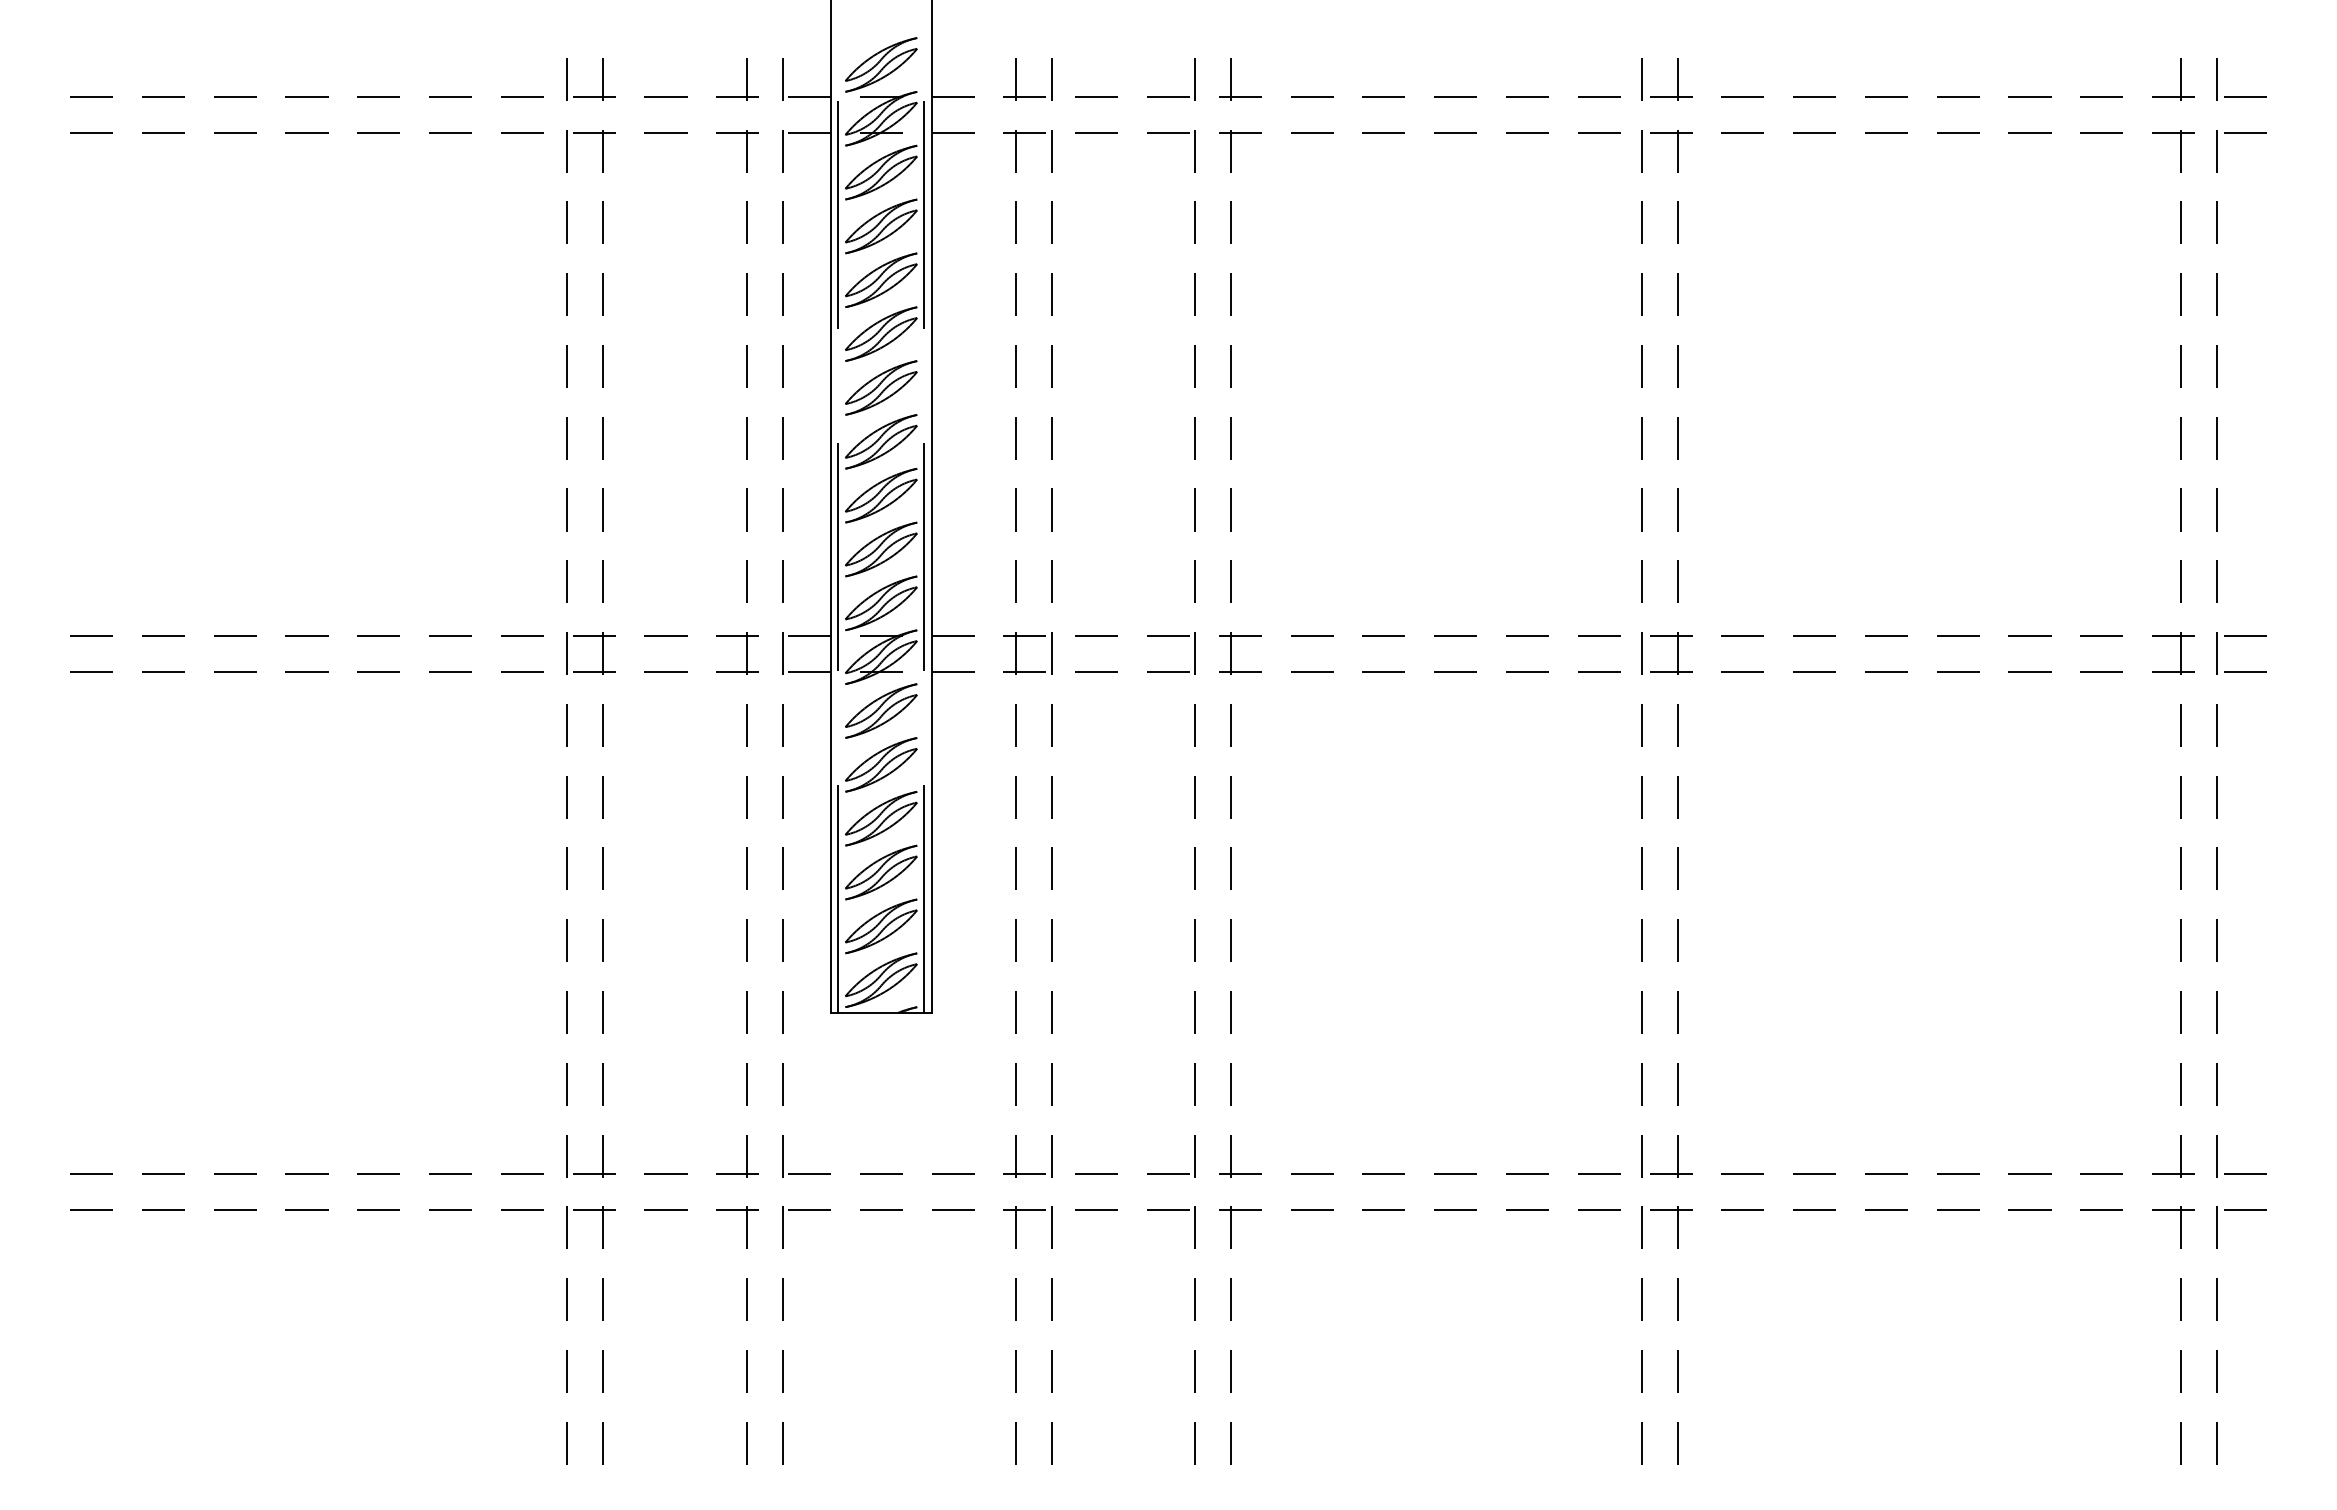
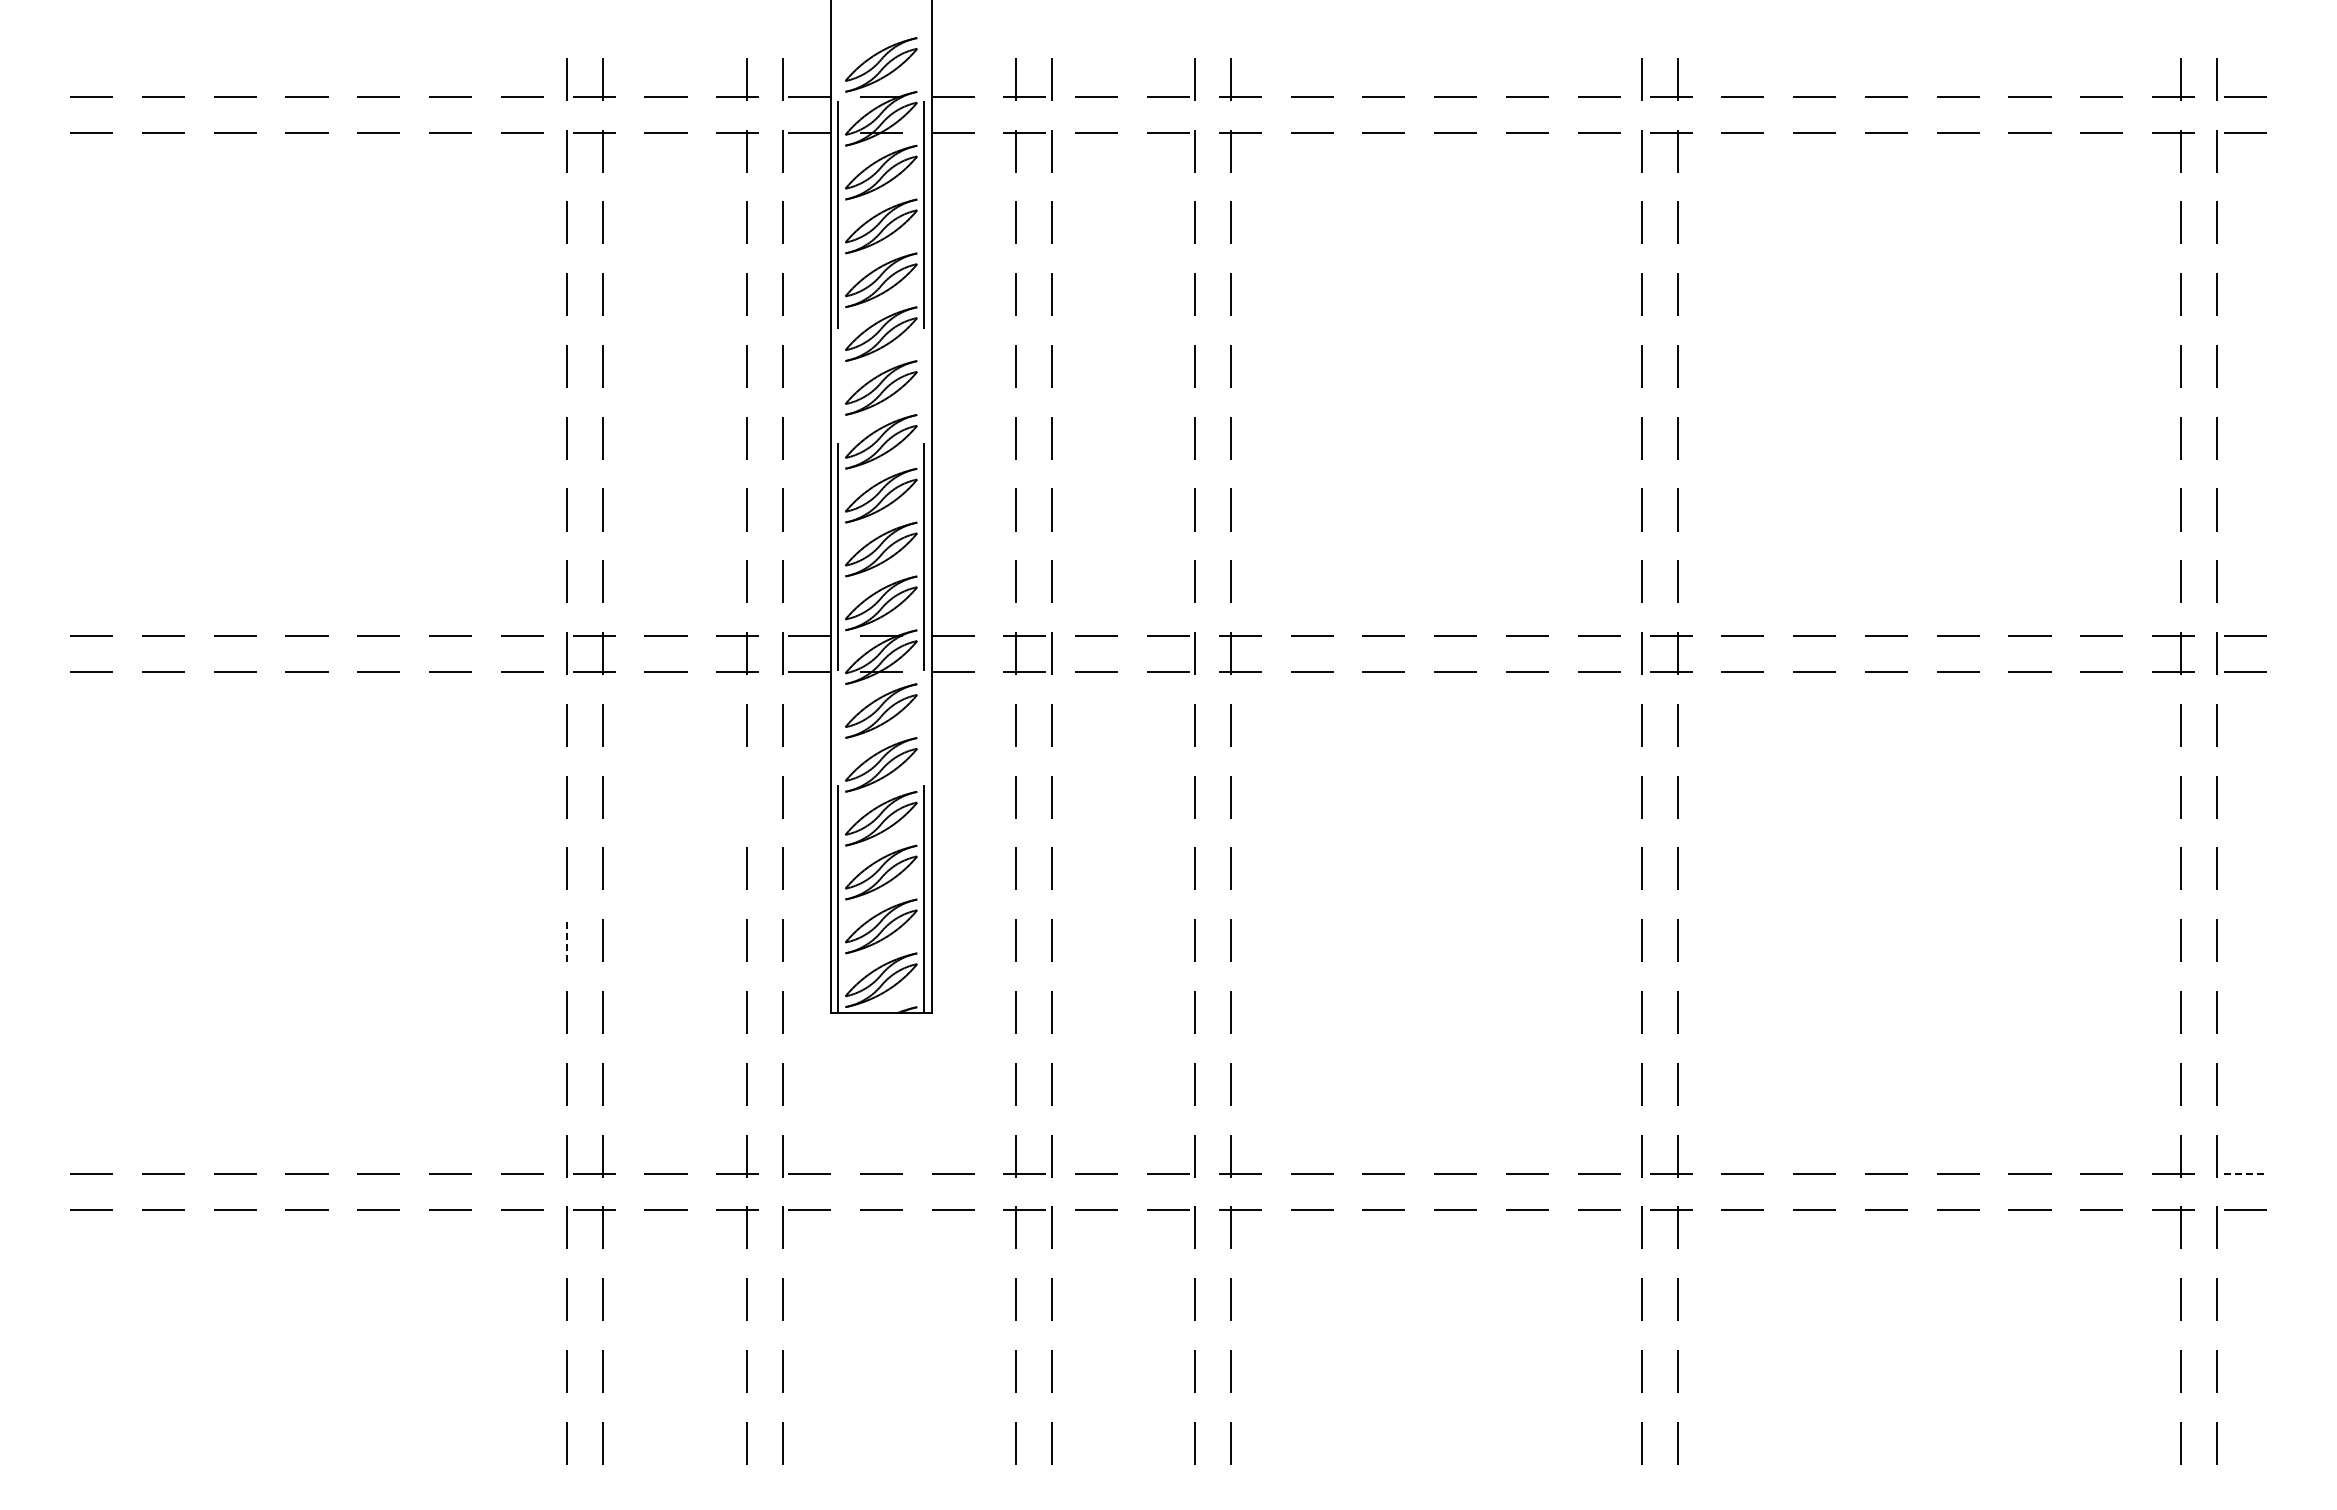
line: present -> none (746, 797)
line: solid -> dashed (567, 940)
line: solid -> dashed (2245, 1174)
